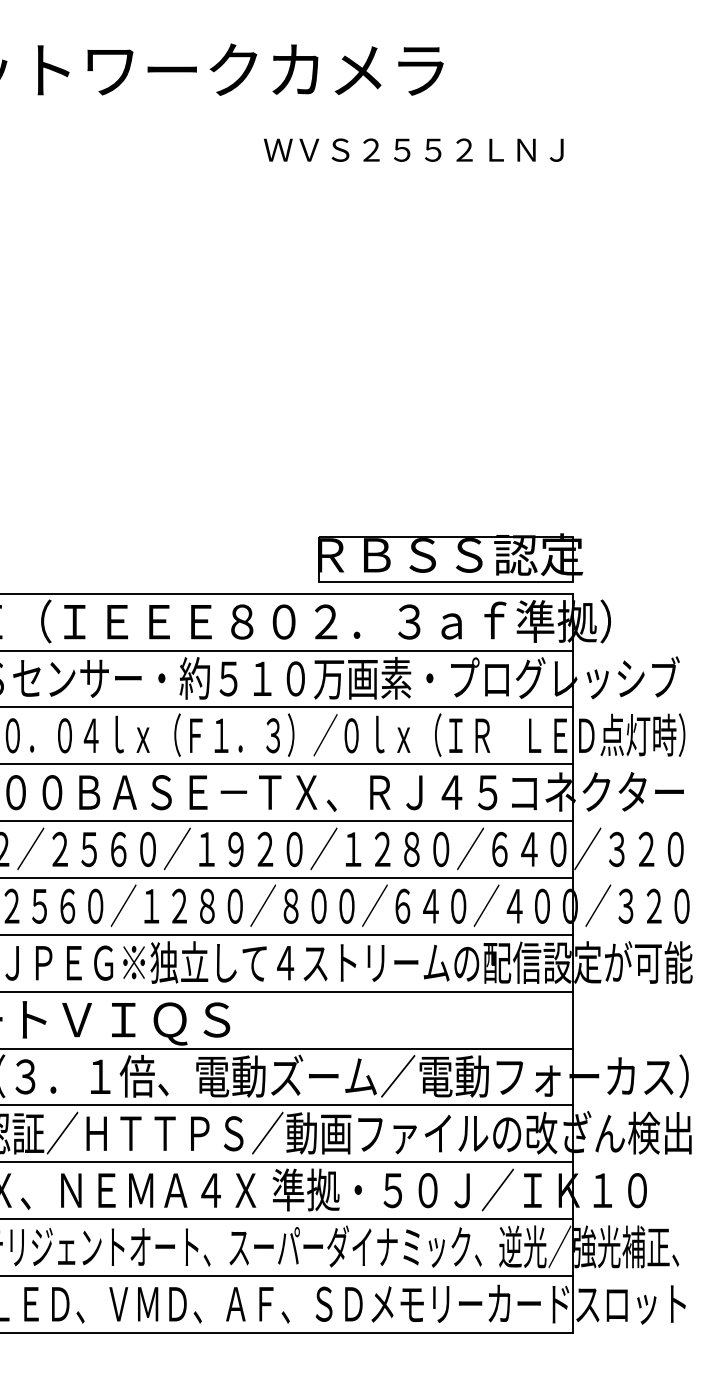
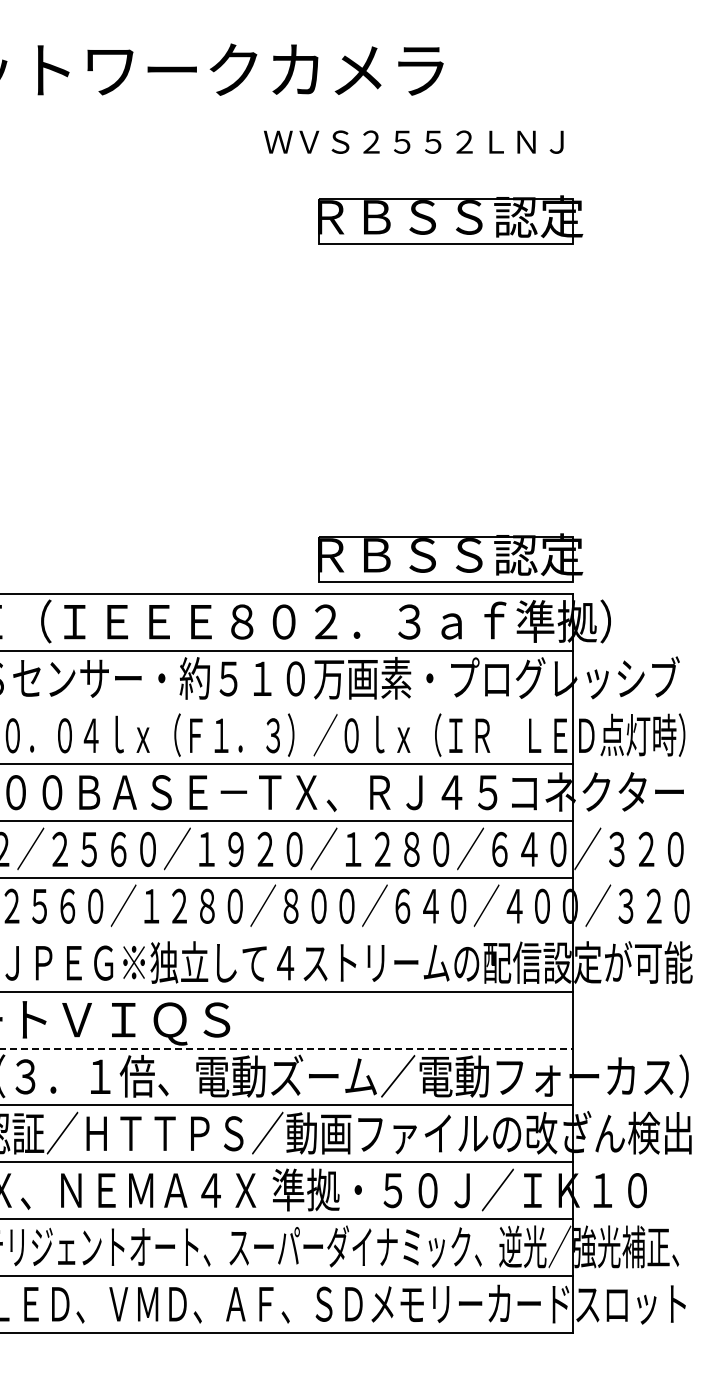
text position: (413, 149) -> (413, 141) (413, 141)
part: none -> present (450, 219)
line: present -> none (287, 707)
line: present -> none (287, 934)
line: solid -> dashed (287, 1048)
